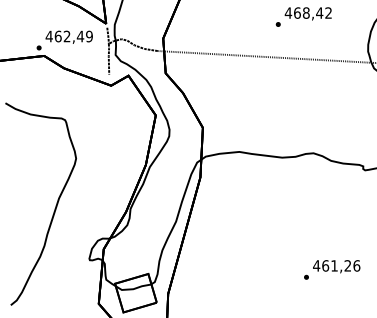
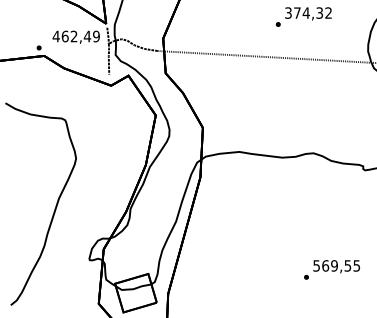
text: 468,42 -> 374,32 (303, 12)
text position: (68, 36) -> (75, 36) (75, 36)
text: 461,26 -> 569,55 (336, 265)
